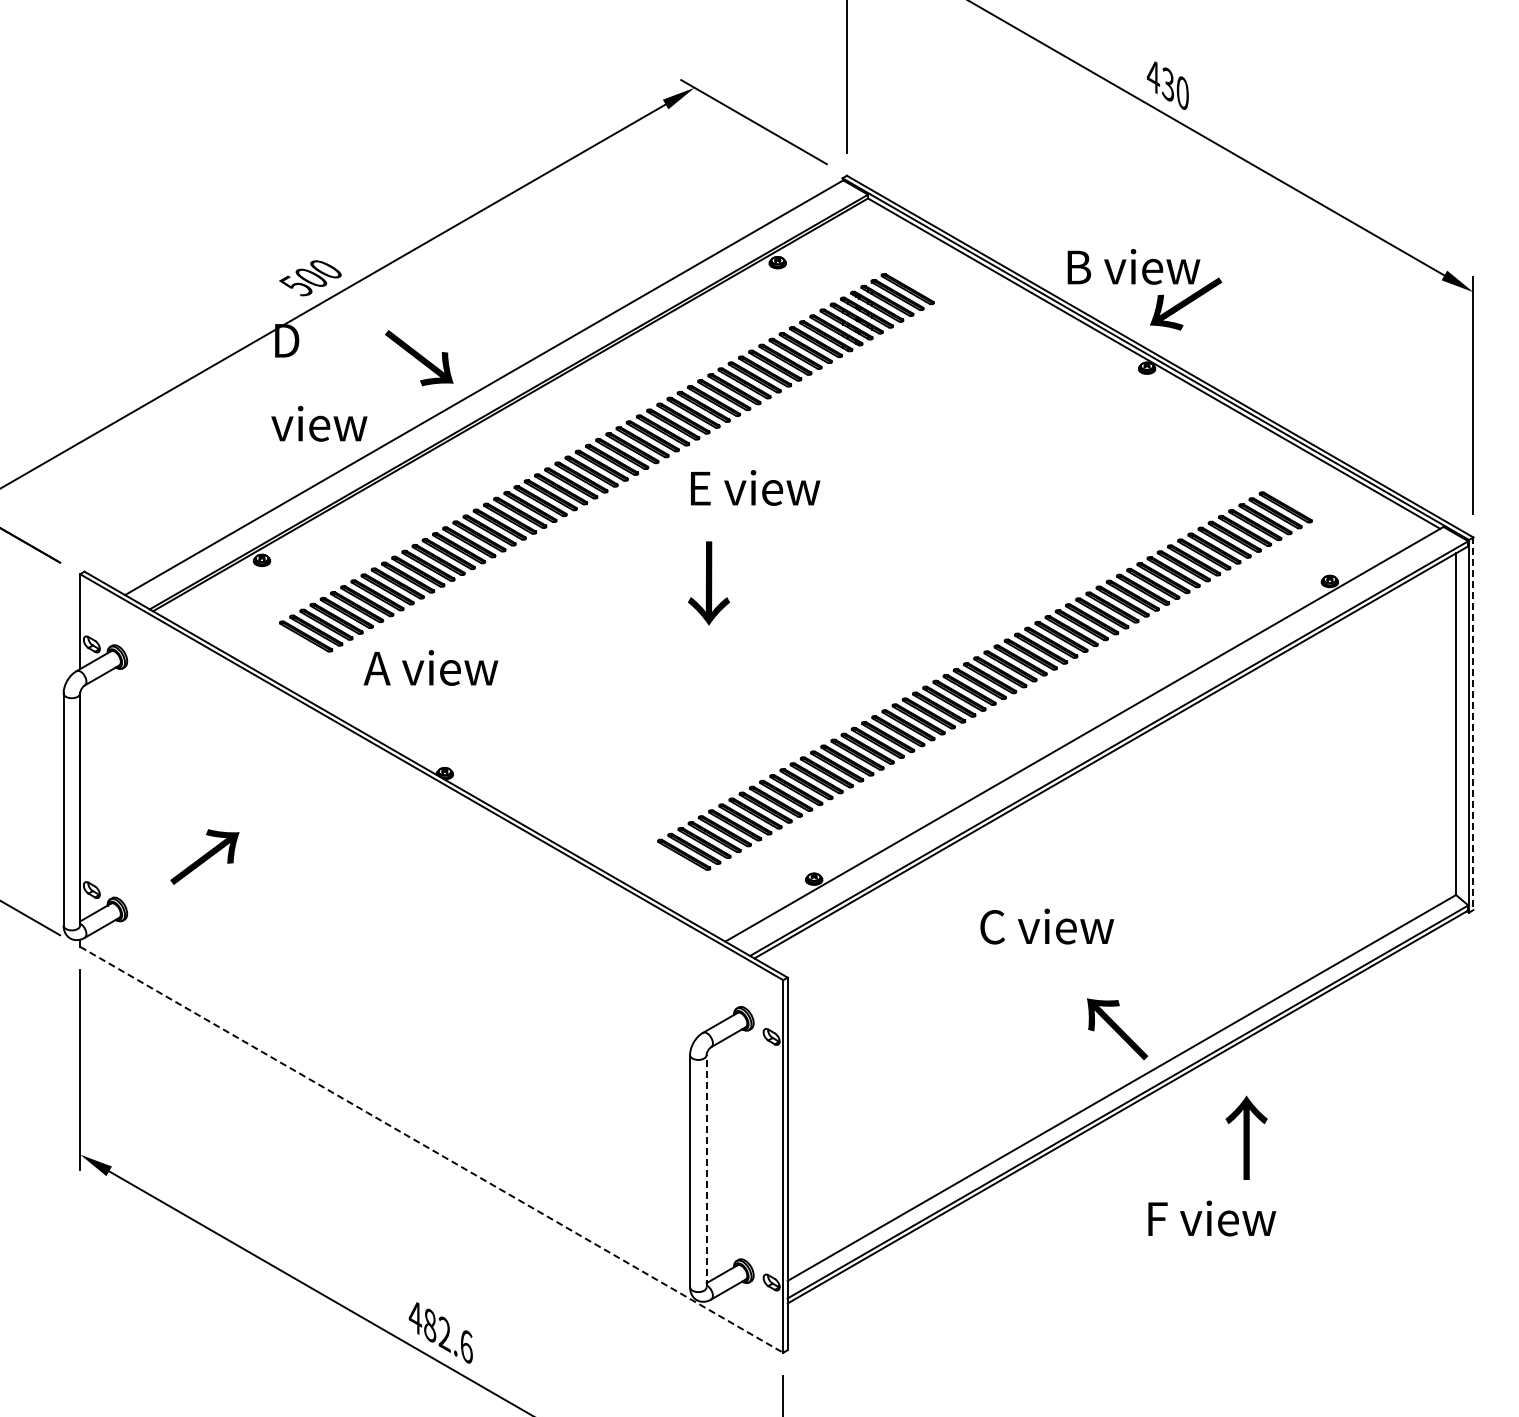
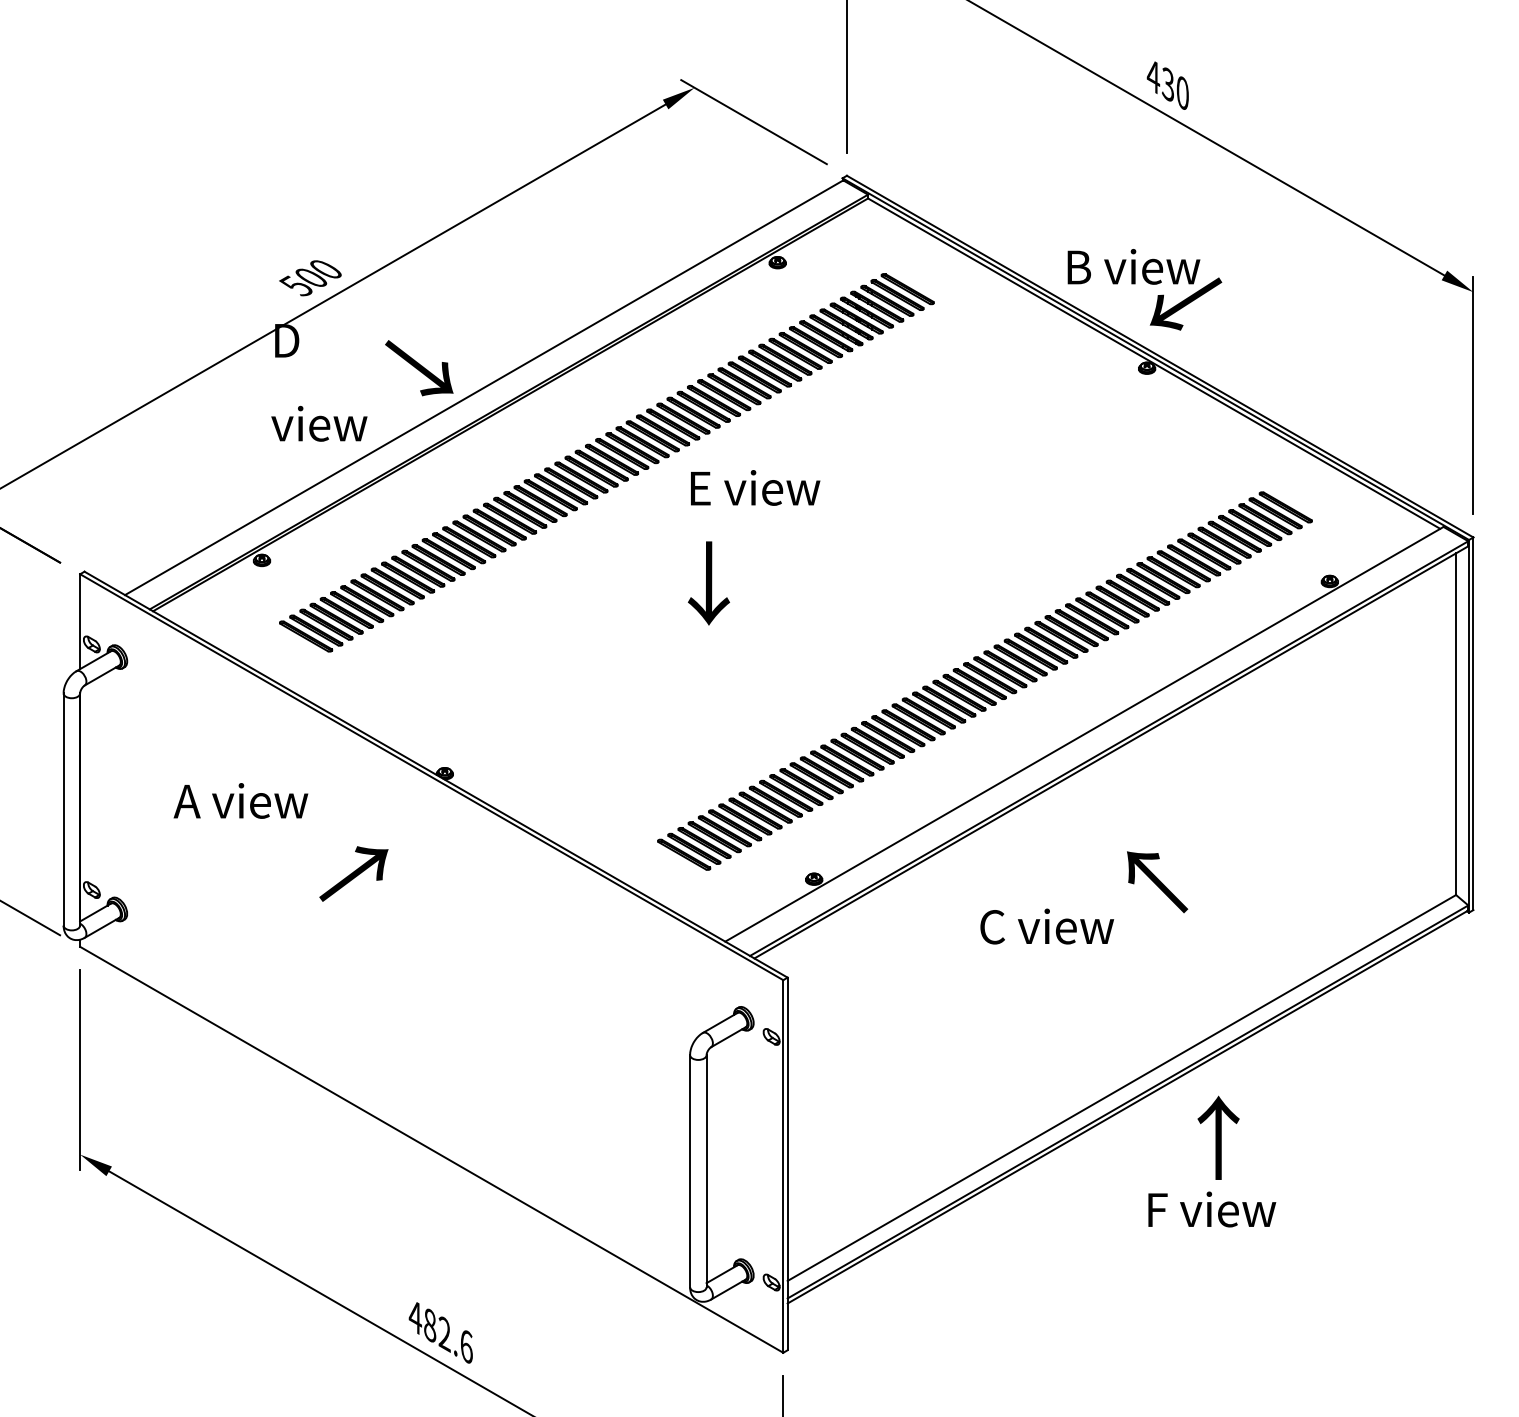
text position: (419, 358) -> (419, 368) (419, 368)
text position: (430, 667) -> (240, 800) (240, 800)
line: dashed -> solid (1473, 724)
text position: (204, 856) -> (353, 873) (353, 873)
text position: (1117, 1029) -> (1157, 882) (1157, 882)
text position: (1246, 1137) -> (1218, 1137) (1218, 1137)
line: dashed -> solid (431, 1149)
line: dashed -> solid (706, 1170)
text position: (1212, 1218) -> (1212, 1209) (1212, 1209)
